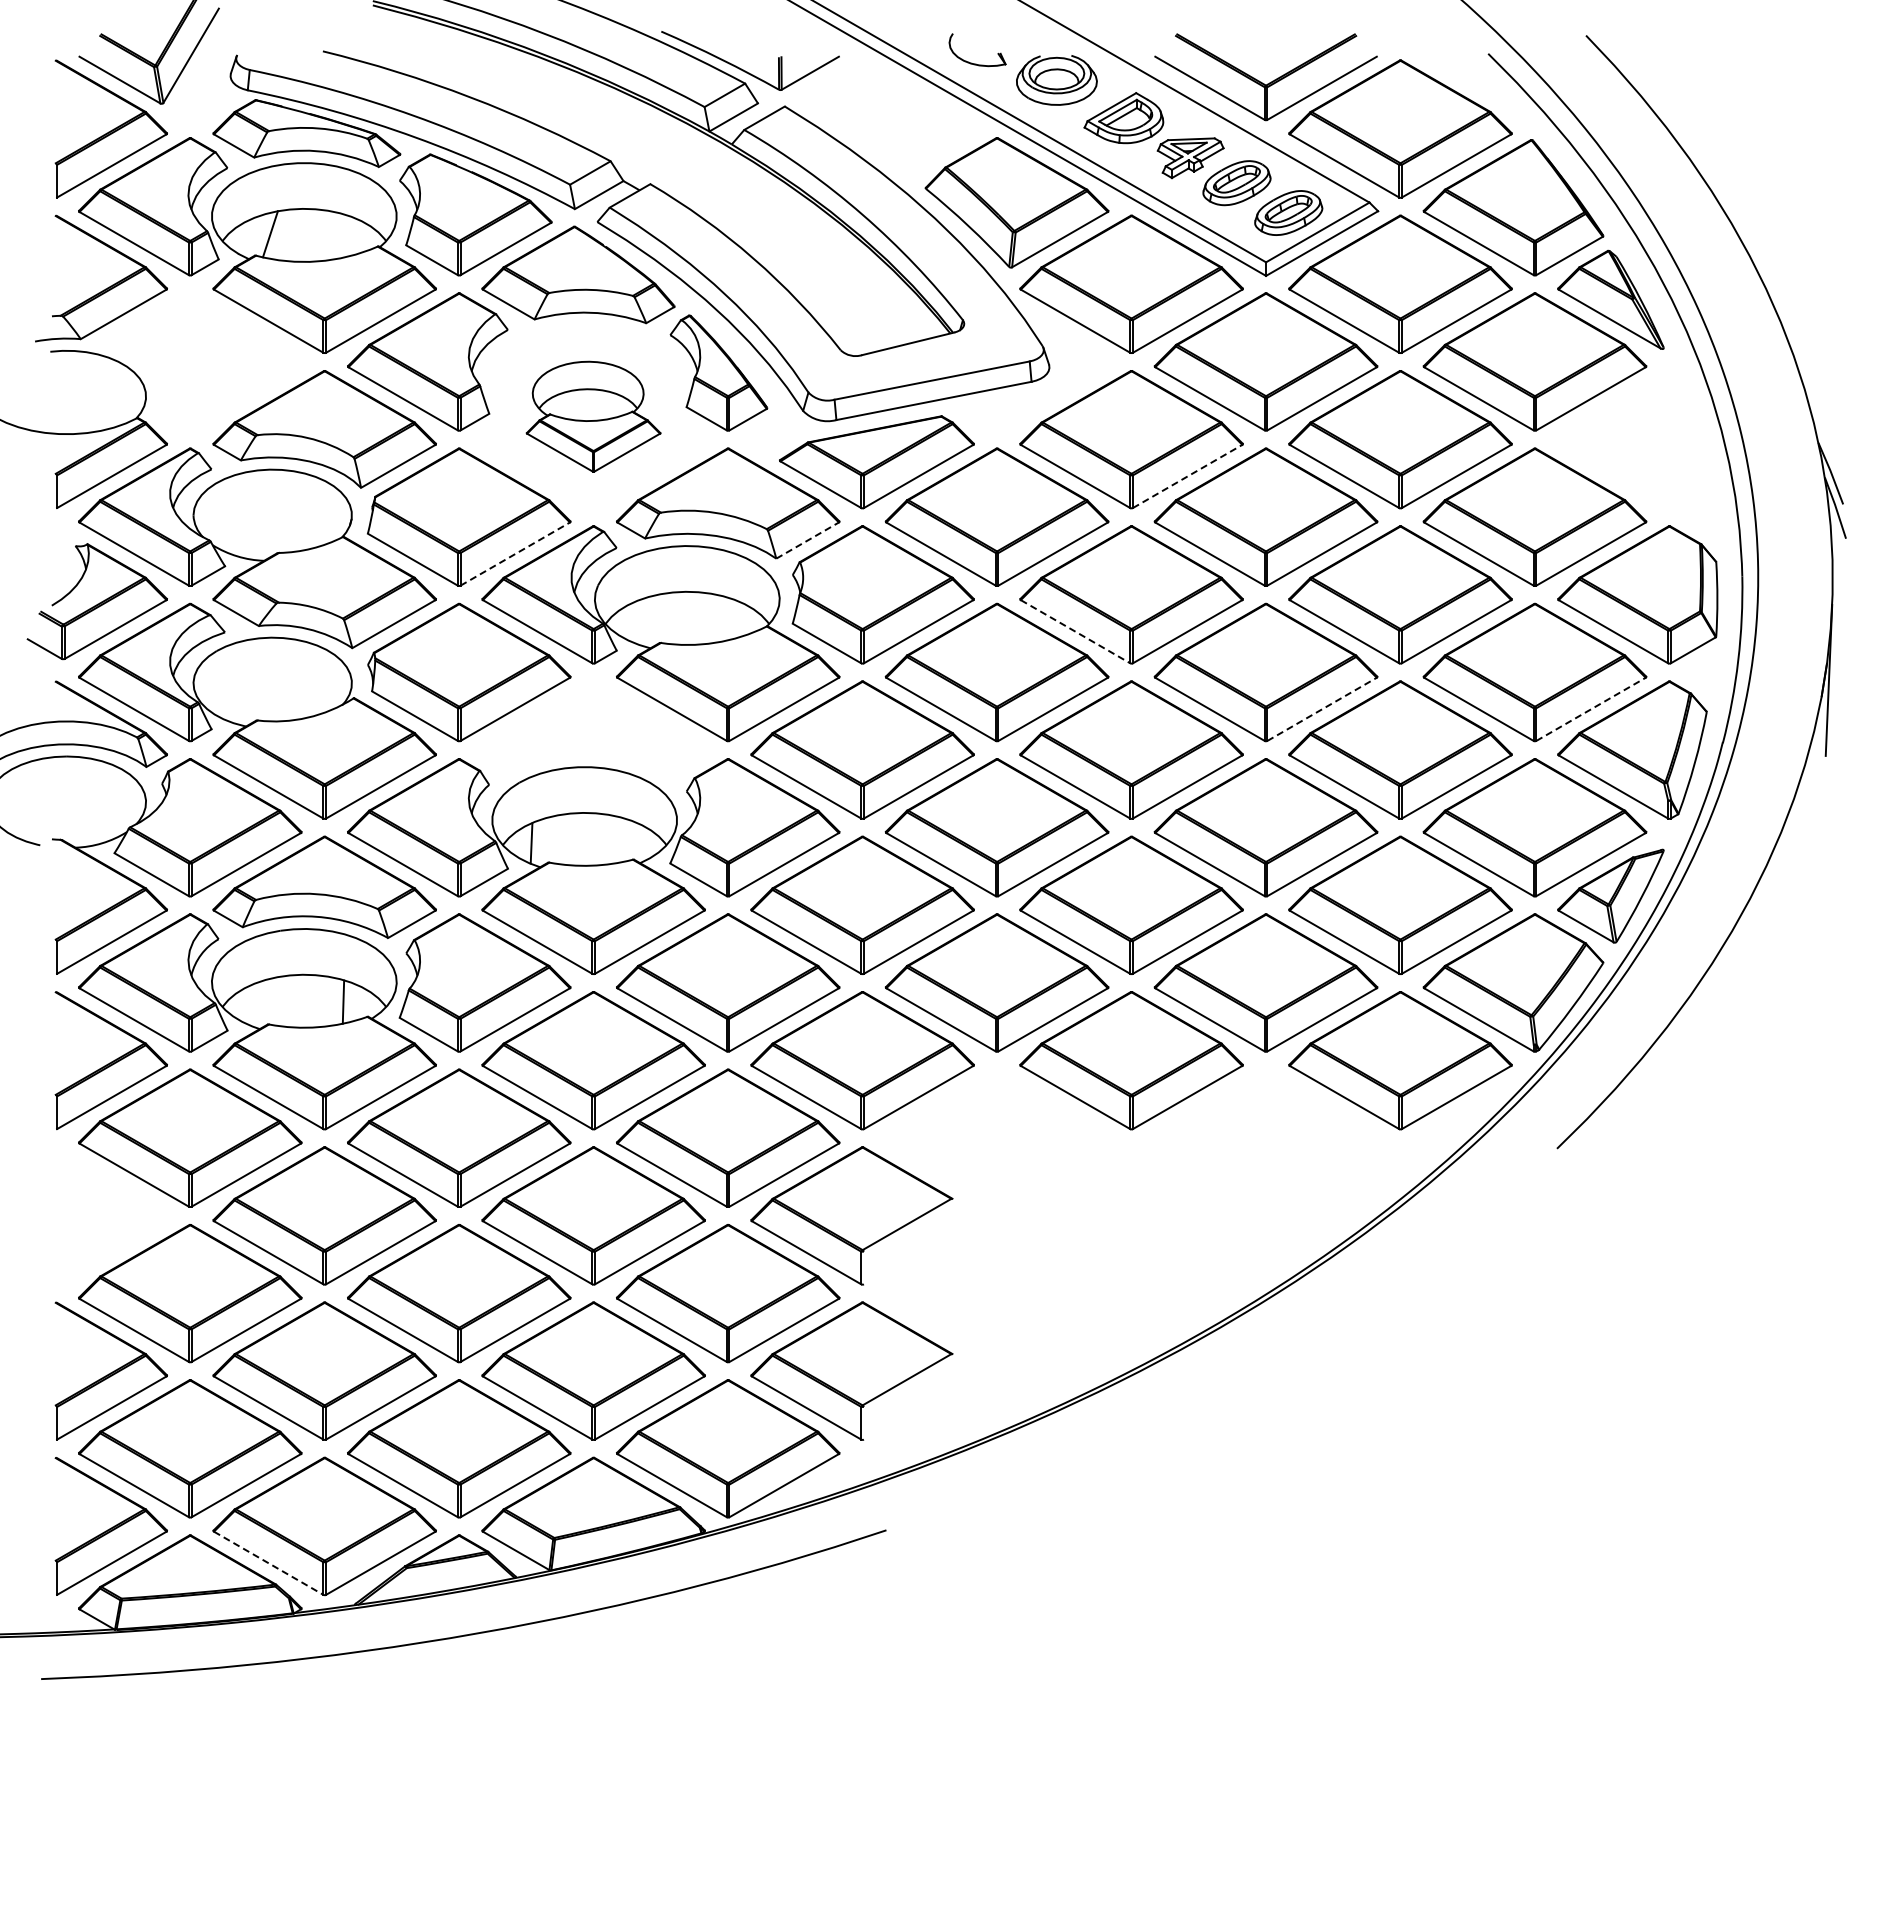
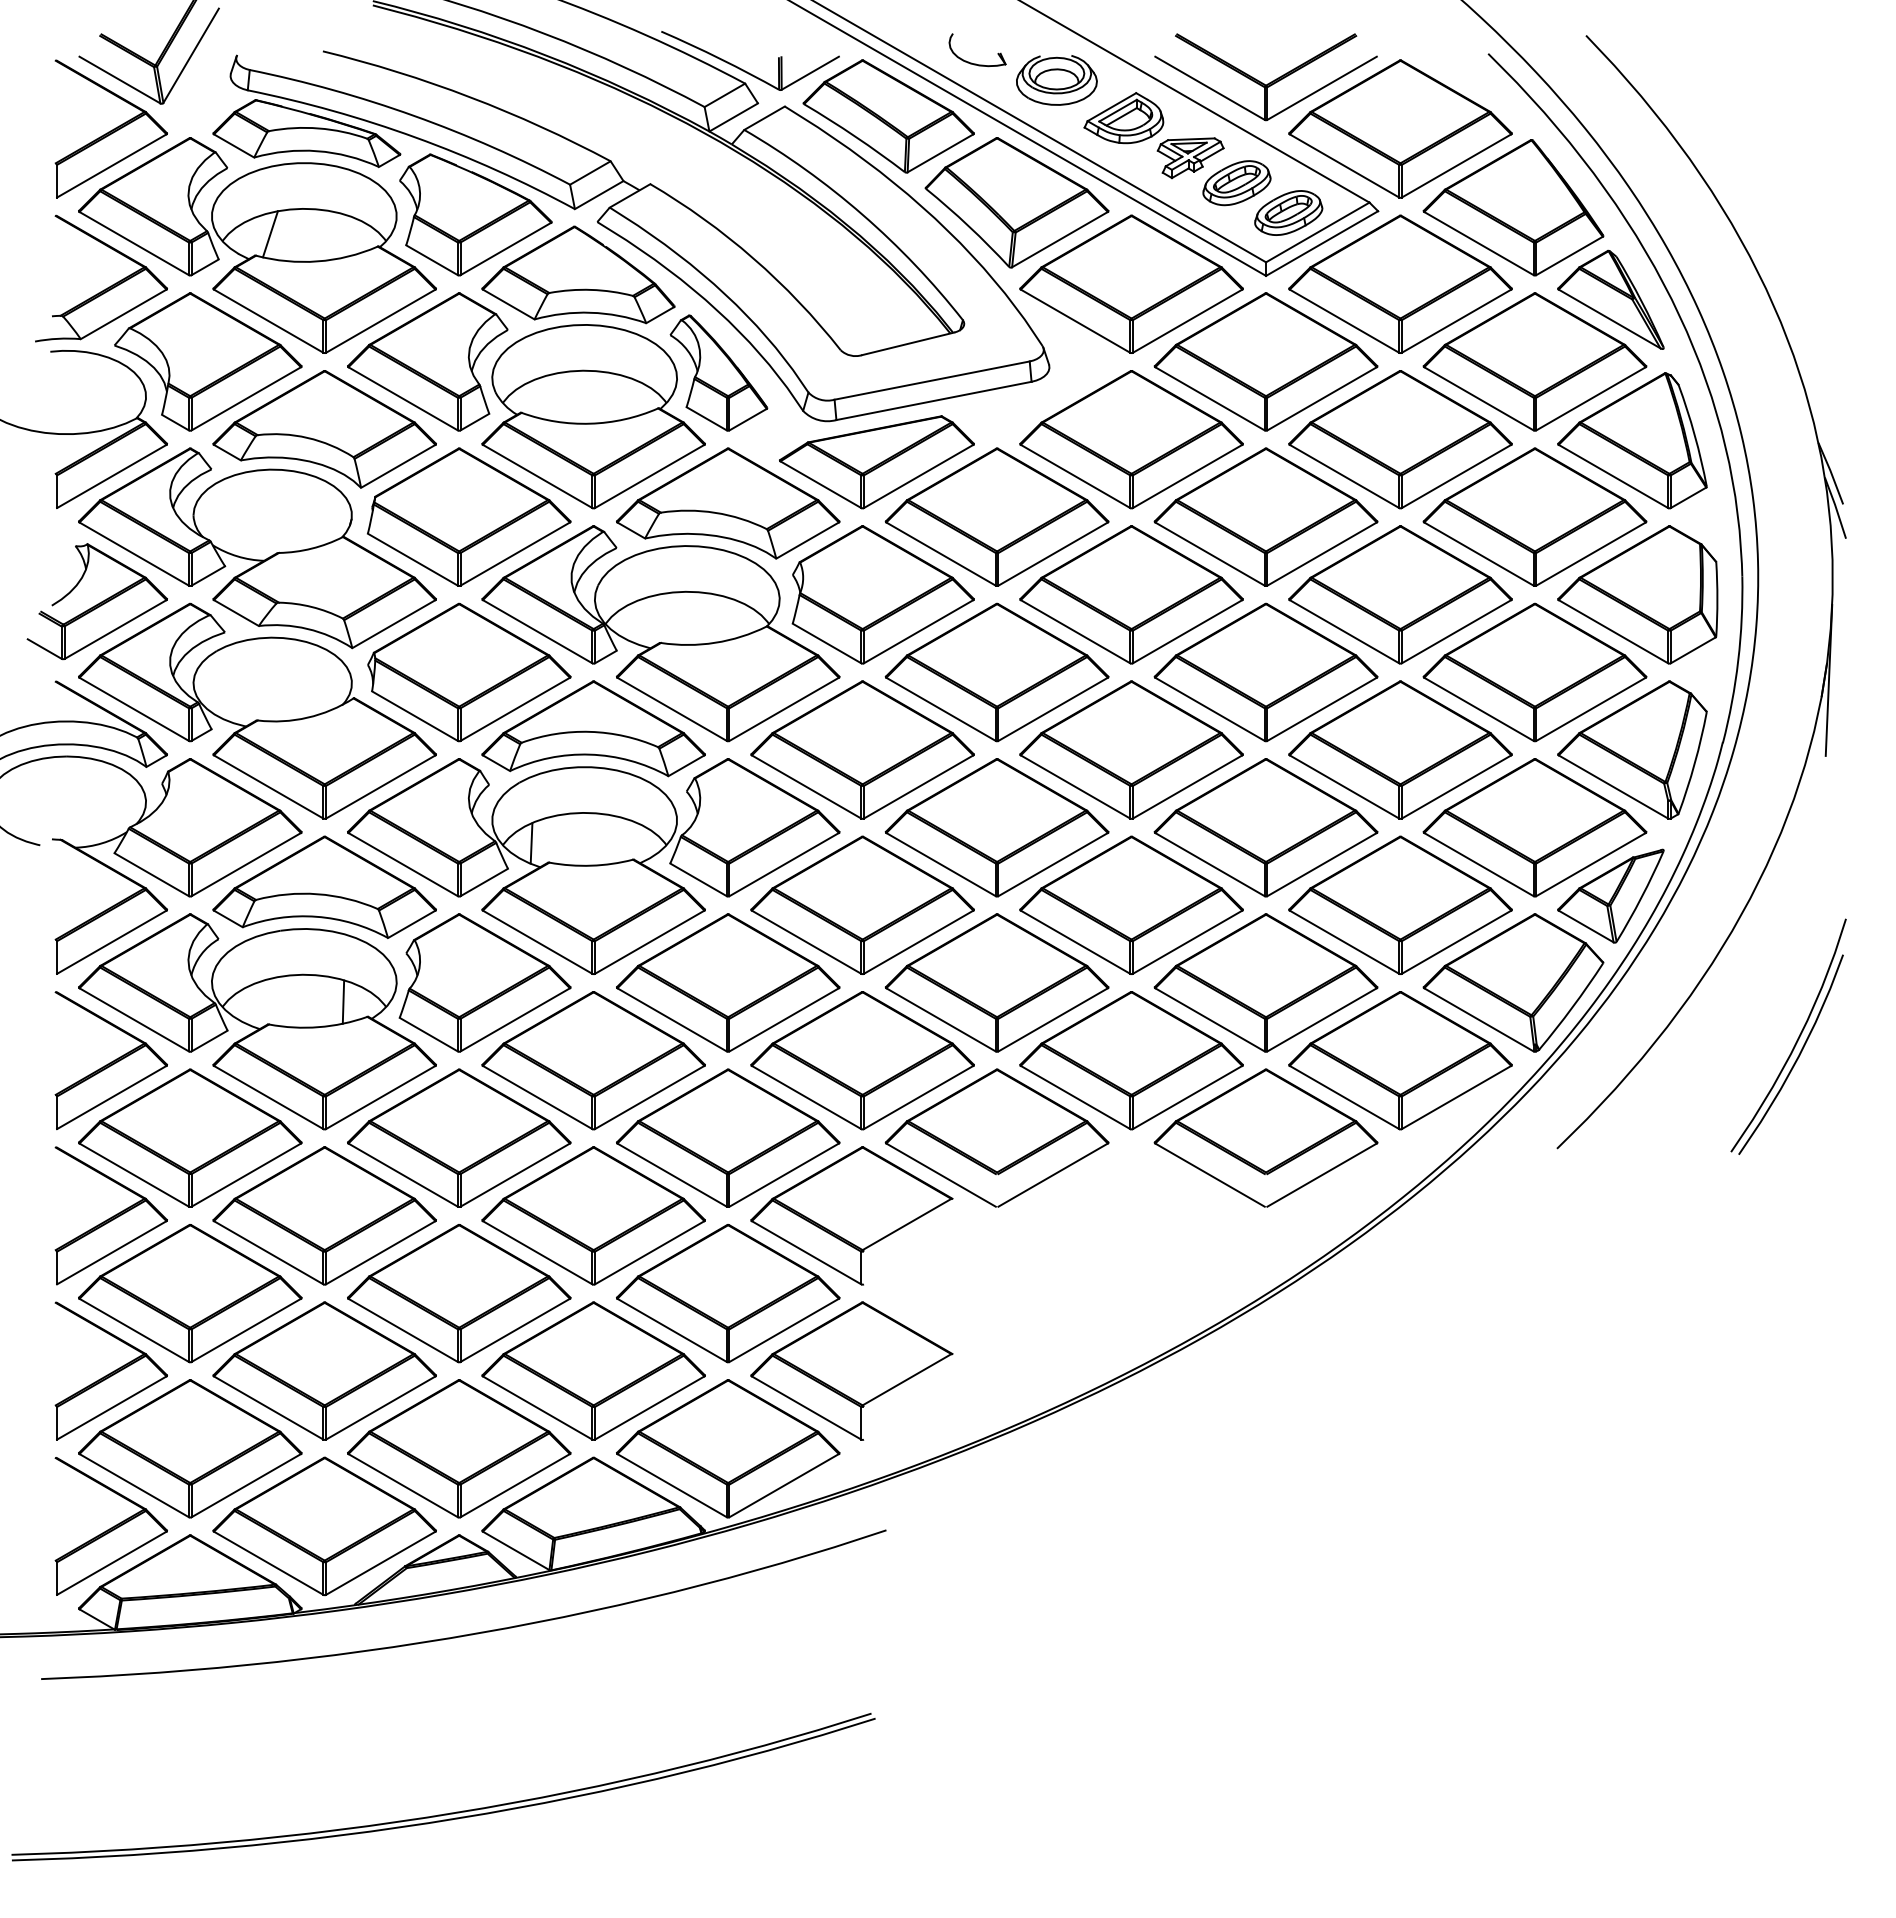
part: none -> present (888, 116)
part: none -> present (208, 361)
part size: 137x113 px -> 225x186 px (593, 416)
part: none -> present (1632, 440)
line: dashed -> solid (1188, 476)
line: dashed -> solid (808, 540)
line: dashed -> solid (515, 553)
line: dashed -> solid (1075, 631)
line: dashed -> solid (1322, 709)
line: dashed -> solid (1591, 709)
part: none -> present (593, 728)
part: none -> present (1796, 1040)
part: none -> present (996, 1137)
part: none -> present (1265, 1137)
part: none -> present (110, 1215)
line: dashed -> solid (269, 1563)
part: none -> present (450, 1812)
